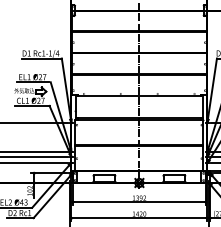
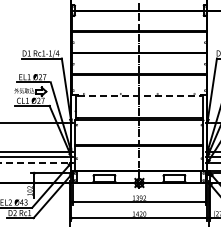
line: solid -> dashed (139, 95)
line: solid -> dashed (34, 162)
